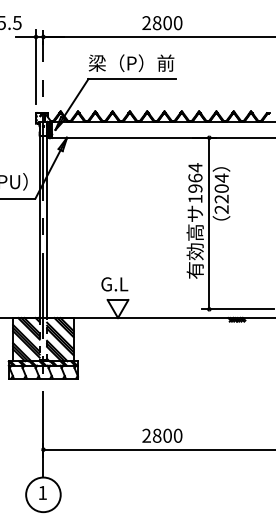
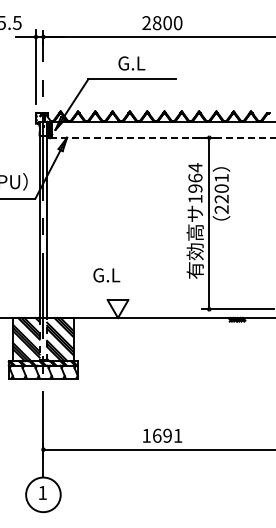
text: 梁（P）前 -> G.L (131, 62)
line: solid -> dashed (164, 137)
text: 2204 -> 2201 (221, 177)
text position: (114, 284) -> (106, 275) (106, 275)
text: 2800 -> 1691 (162, 435)
